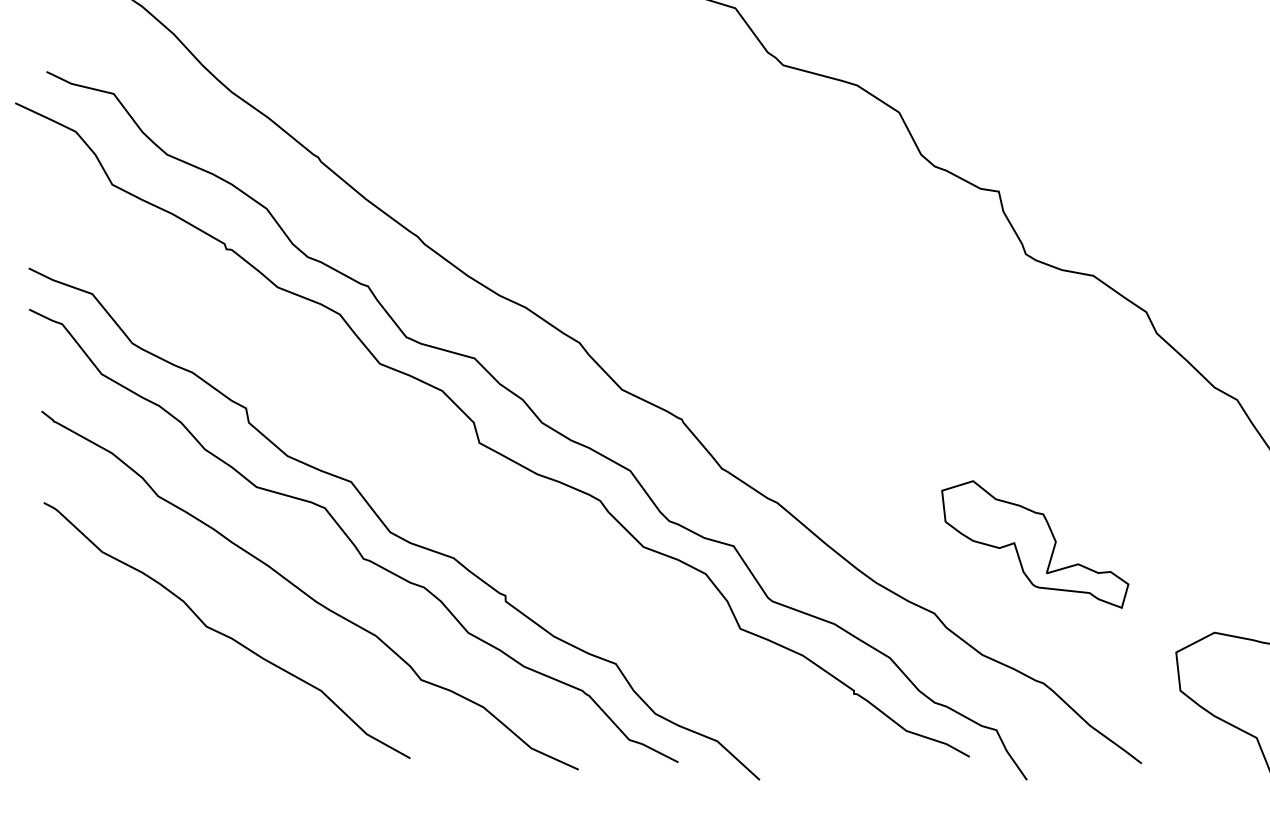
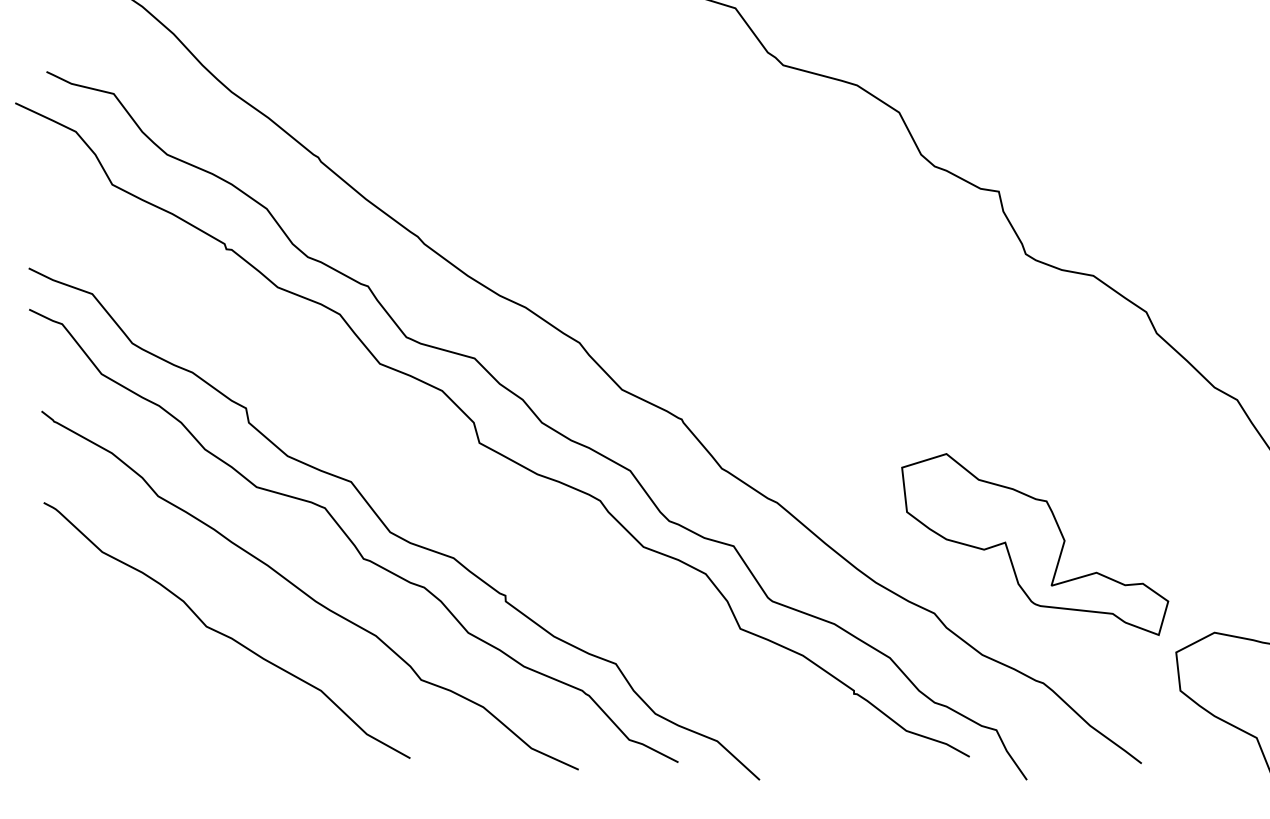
part size: 189x129 px -> 269x183 px (1035, 544)
